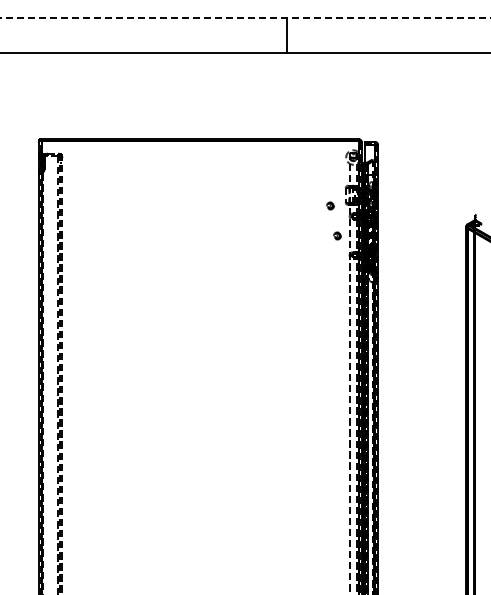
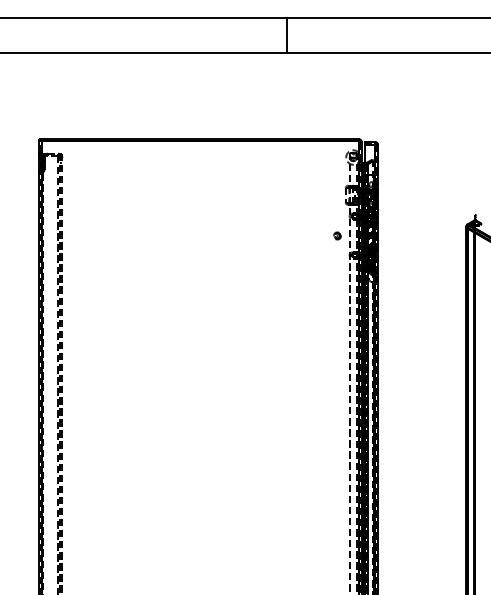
line: dashed -> solid (245, 17)
part: present -> none (330, 205)
